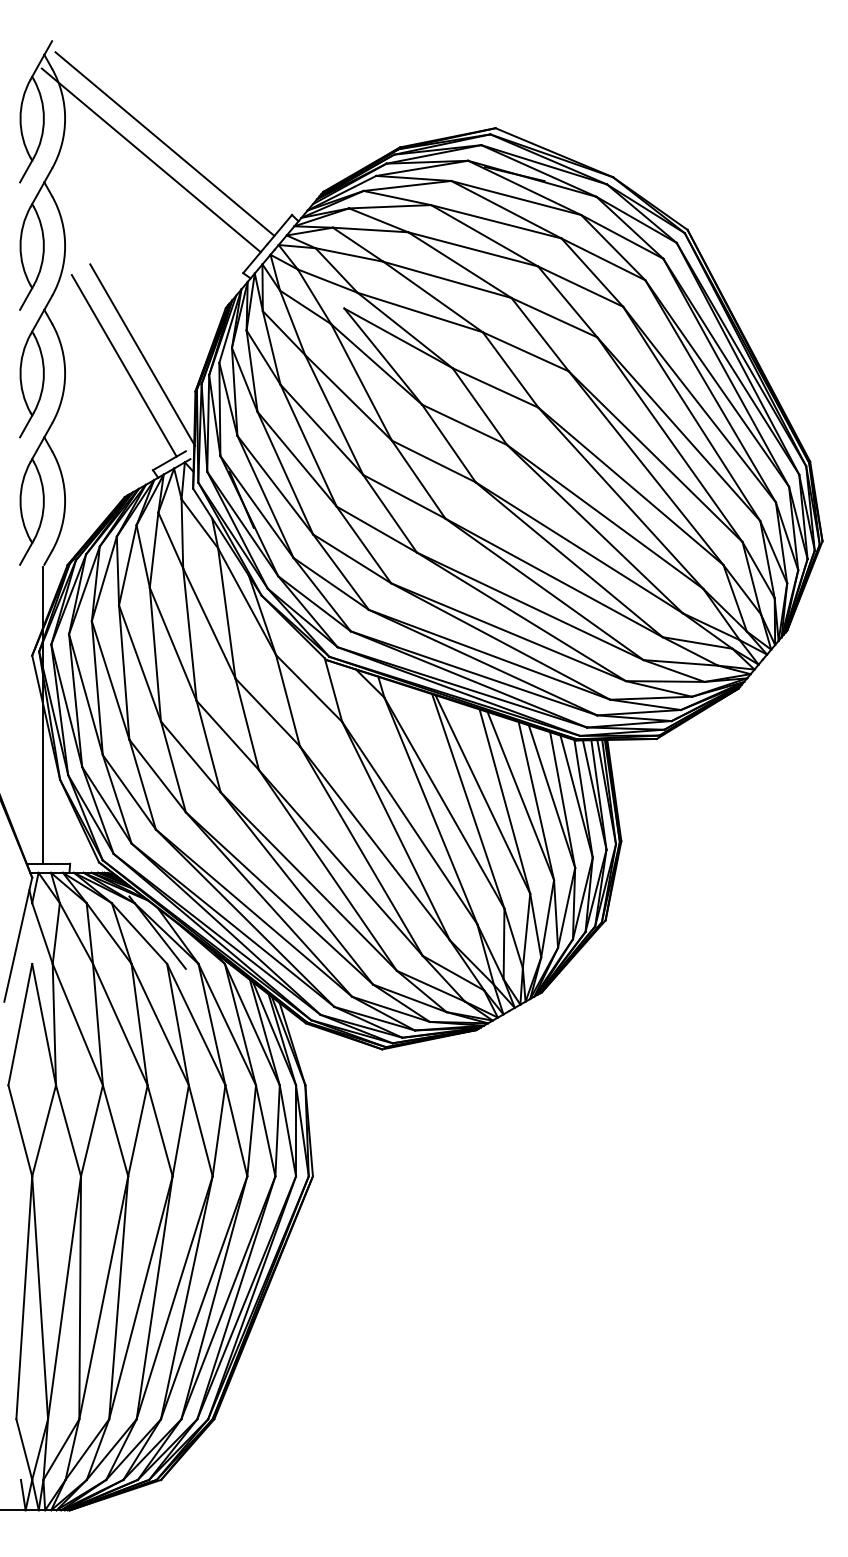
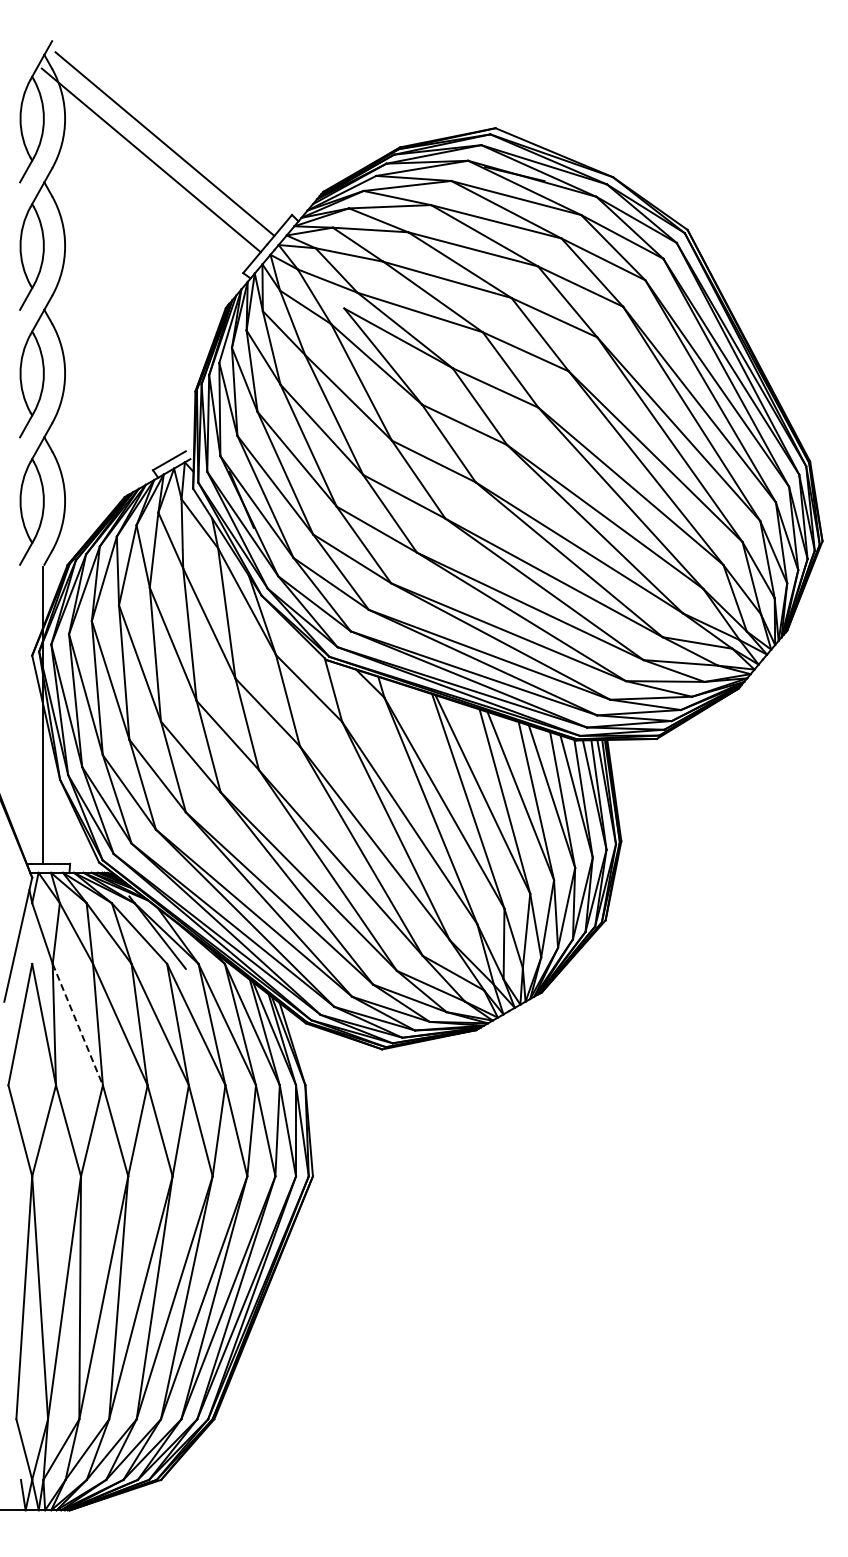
line: present -> none (142, 354)
line: present -> none (123, 365)
line: solid -> dashed (77, 1024)
